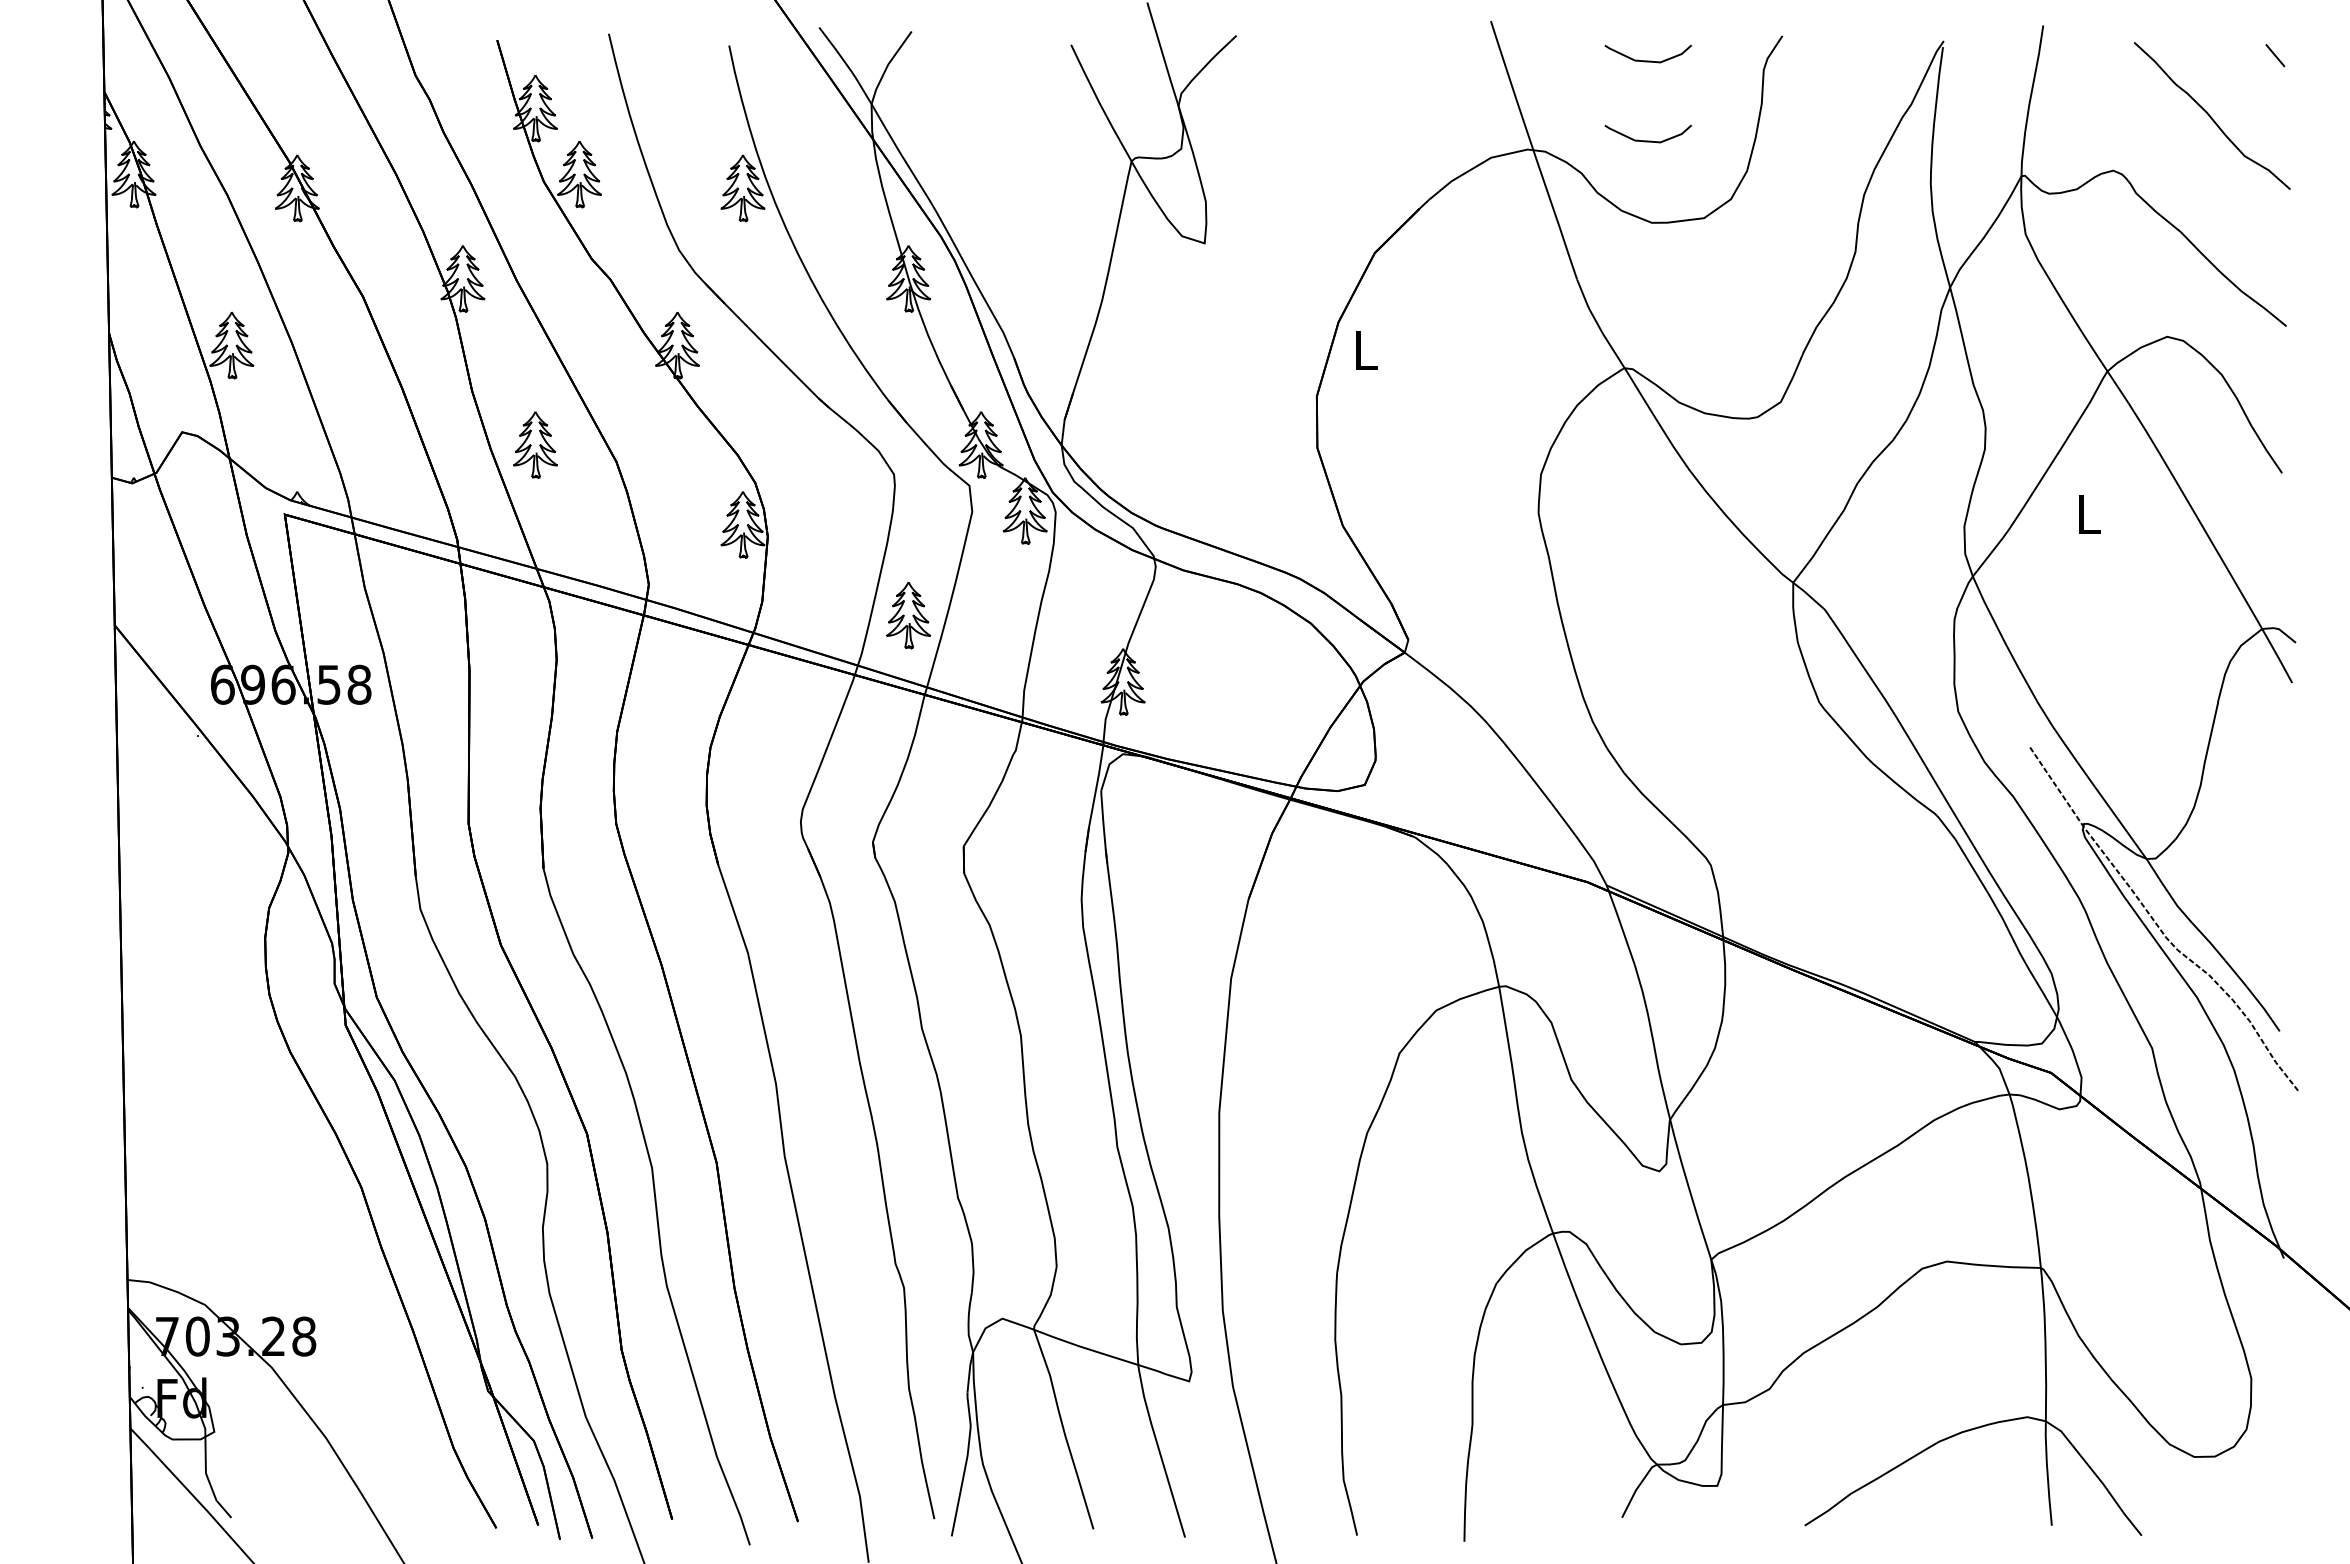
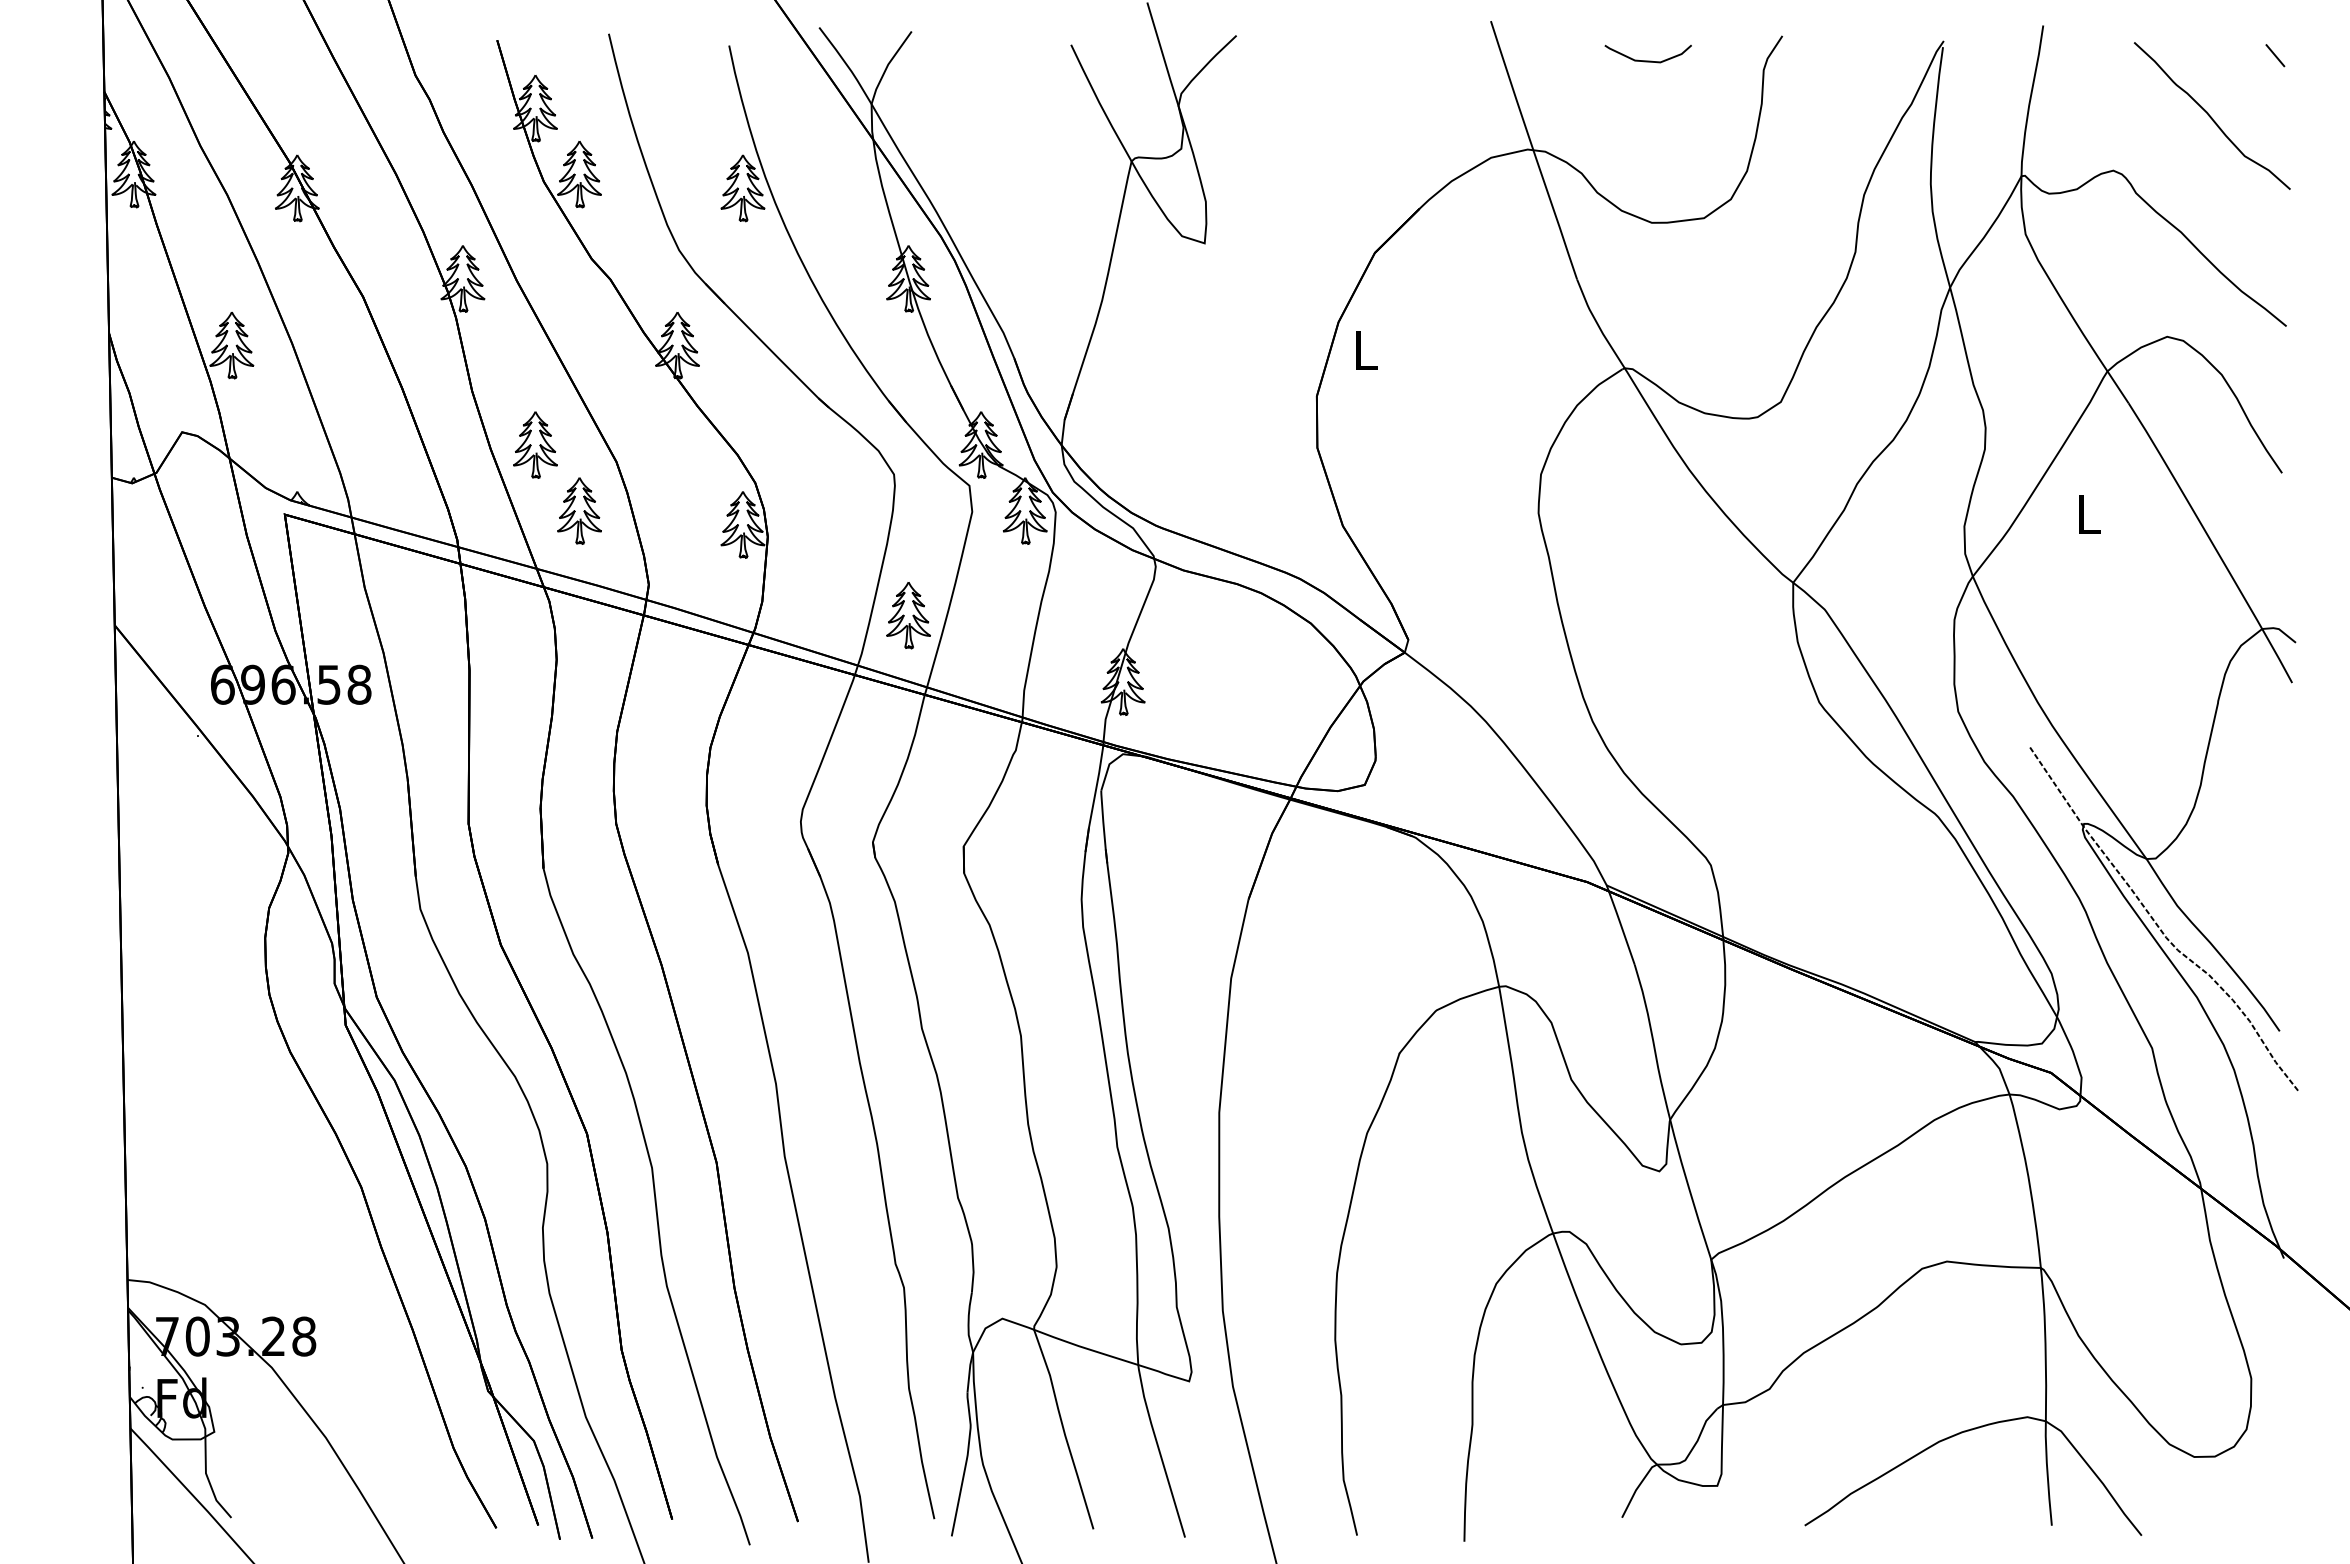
curve: present -> none (1647, 140)
part: none -> present (579, 510)
